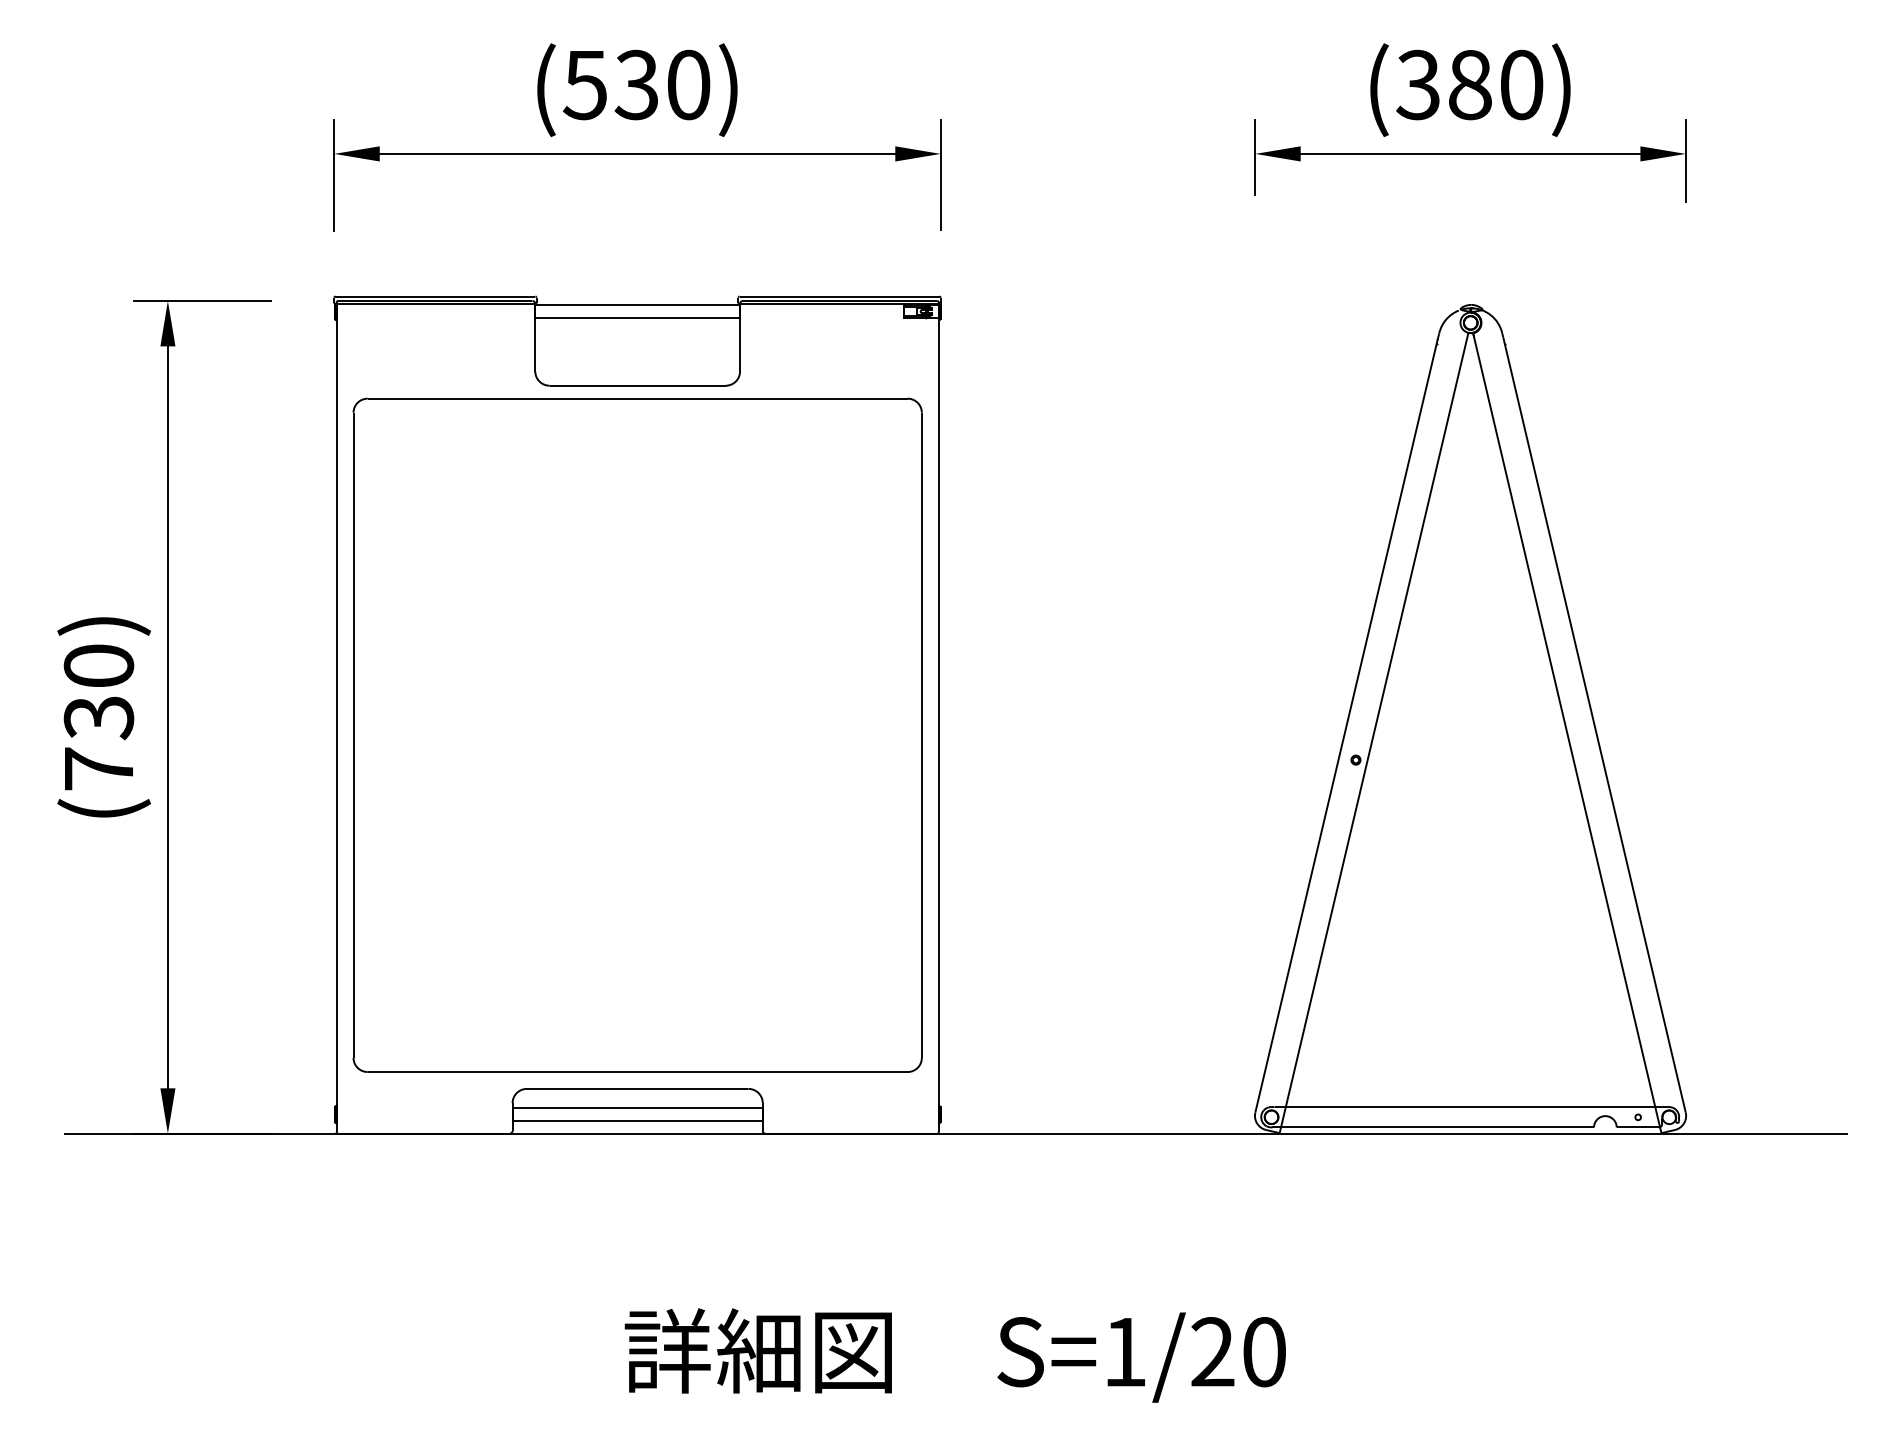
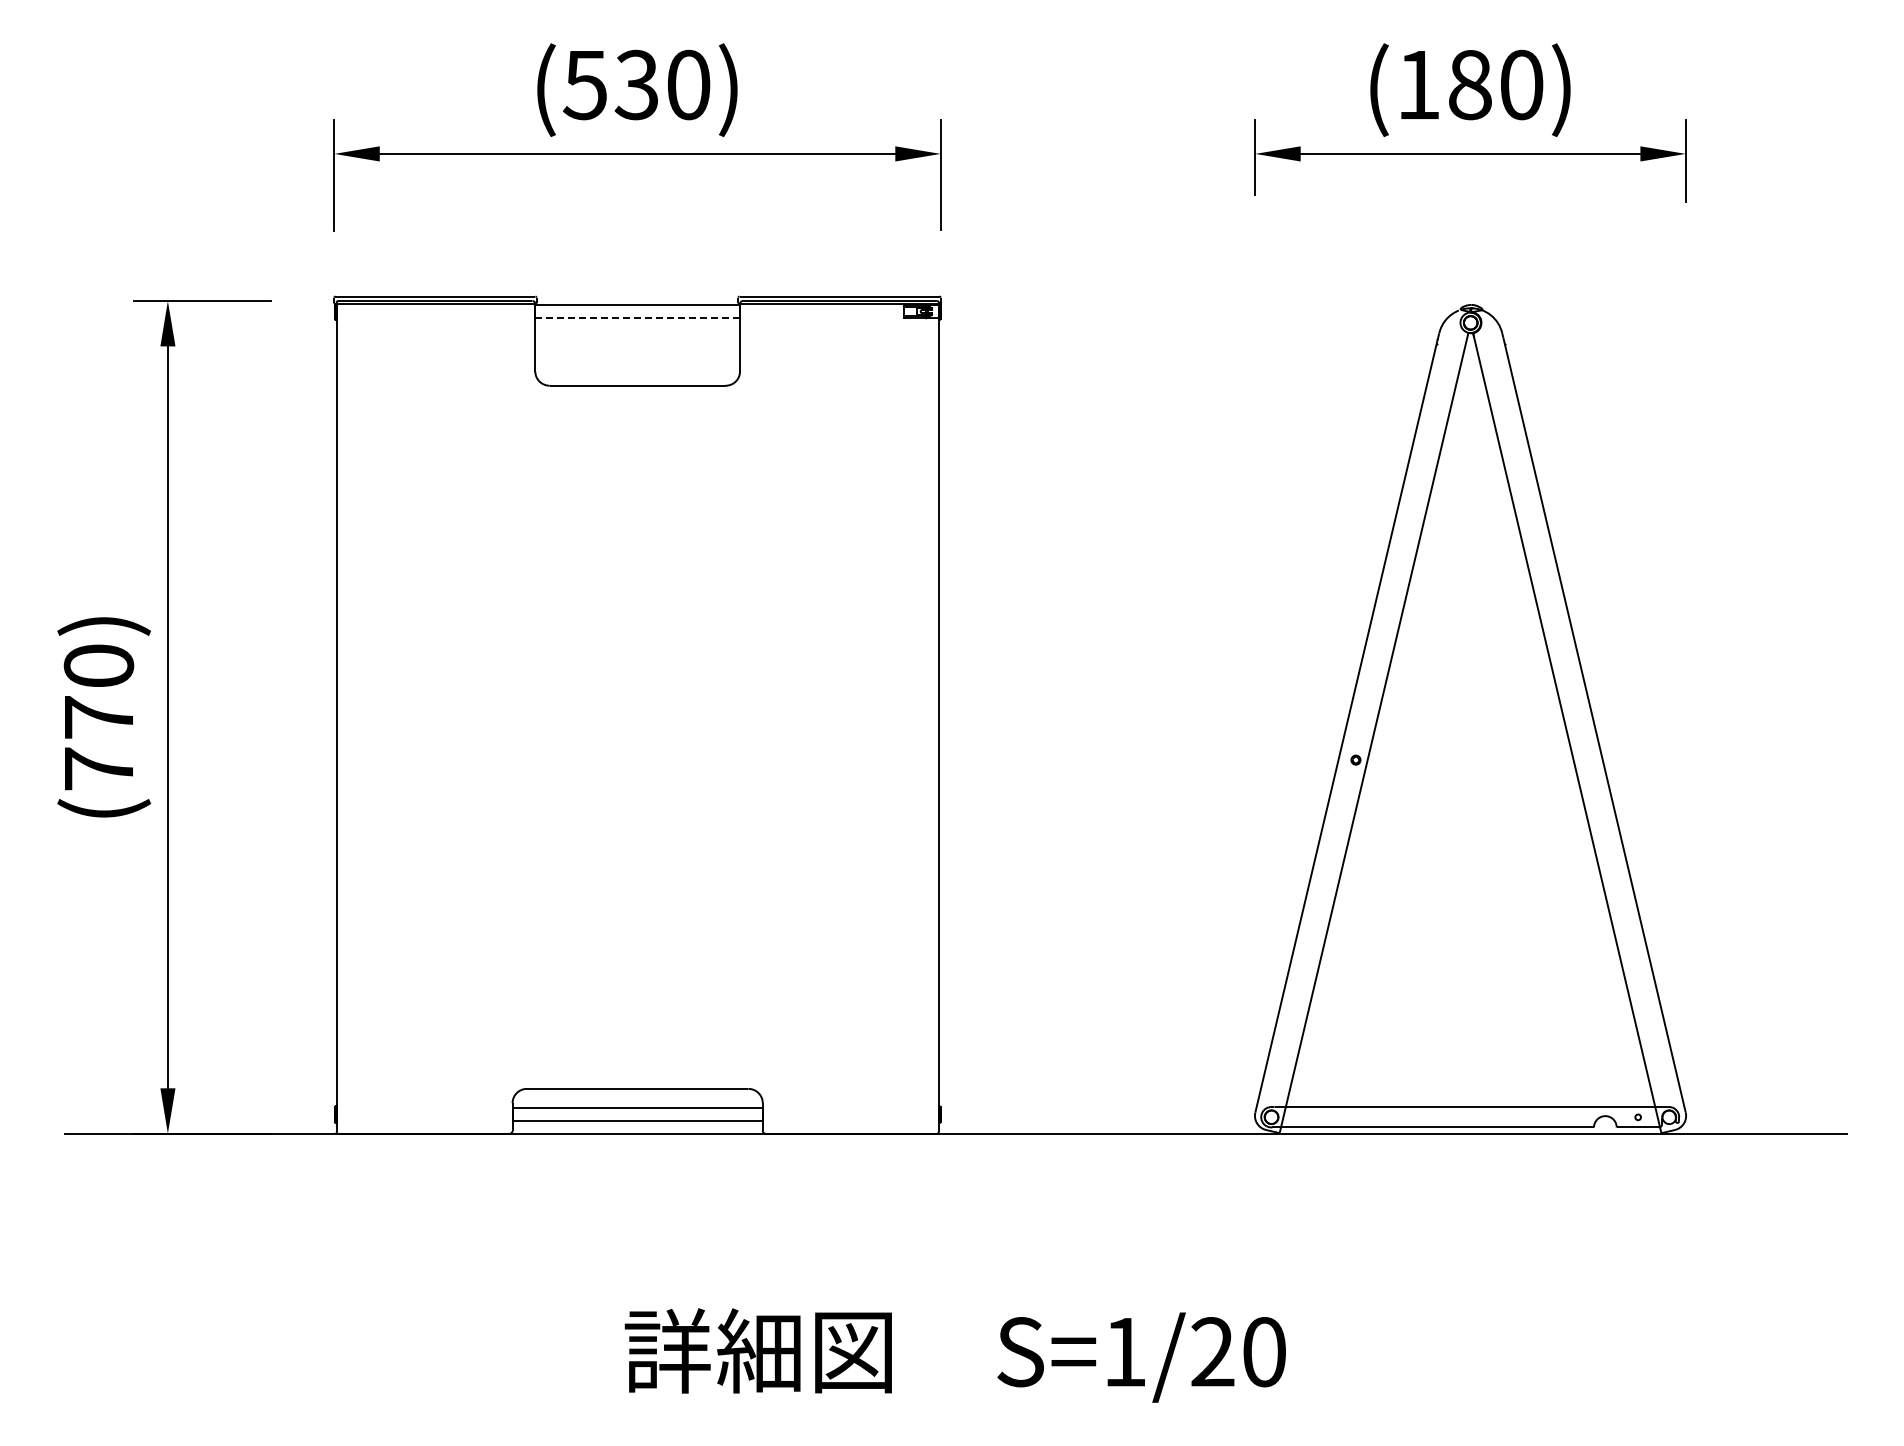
text: (380) -> (180) (1417, 84)
line: solid -> dashed (637, 318)
text: (730) -> (770) (98, 718)
part: present -> none (637, 734)
